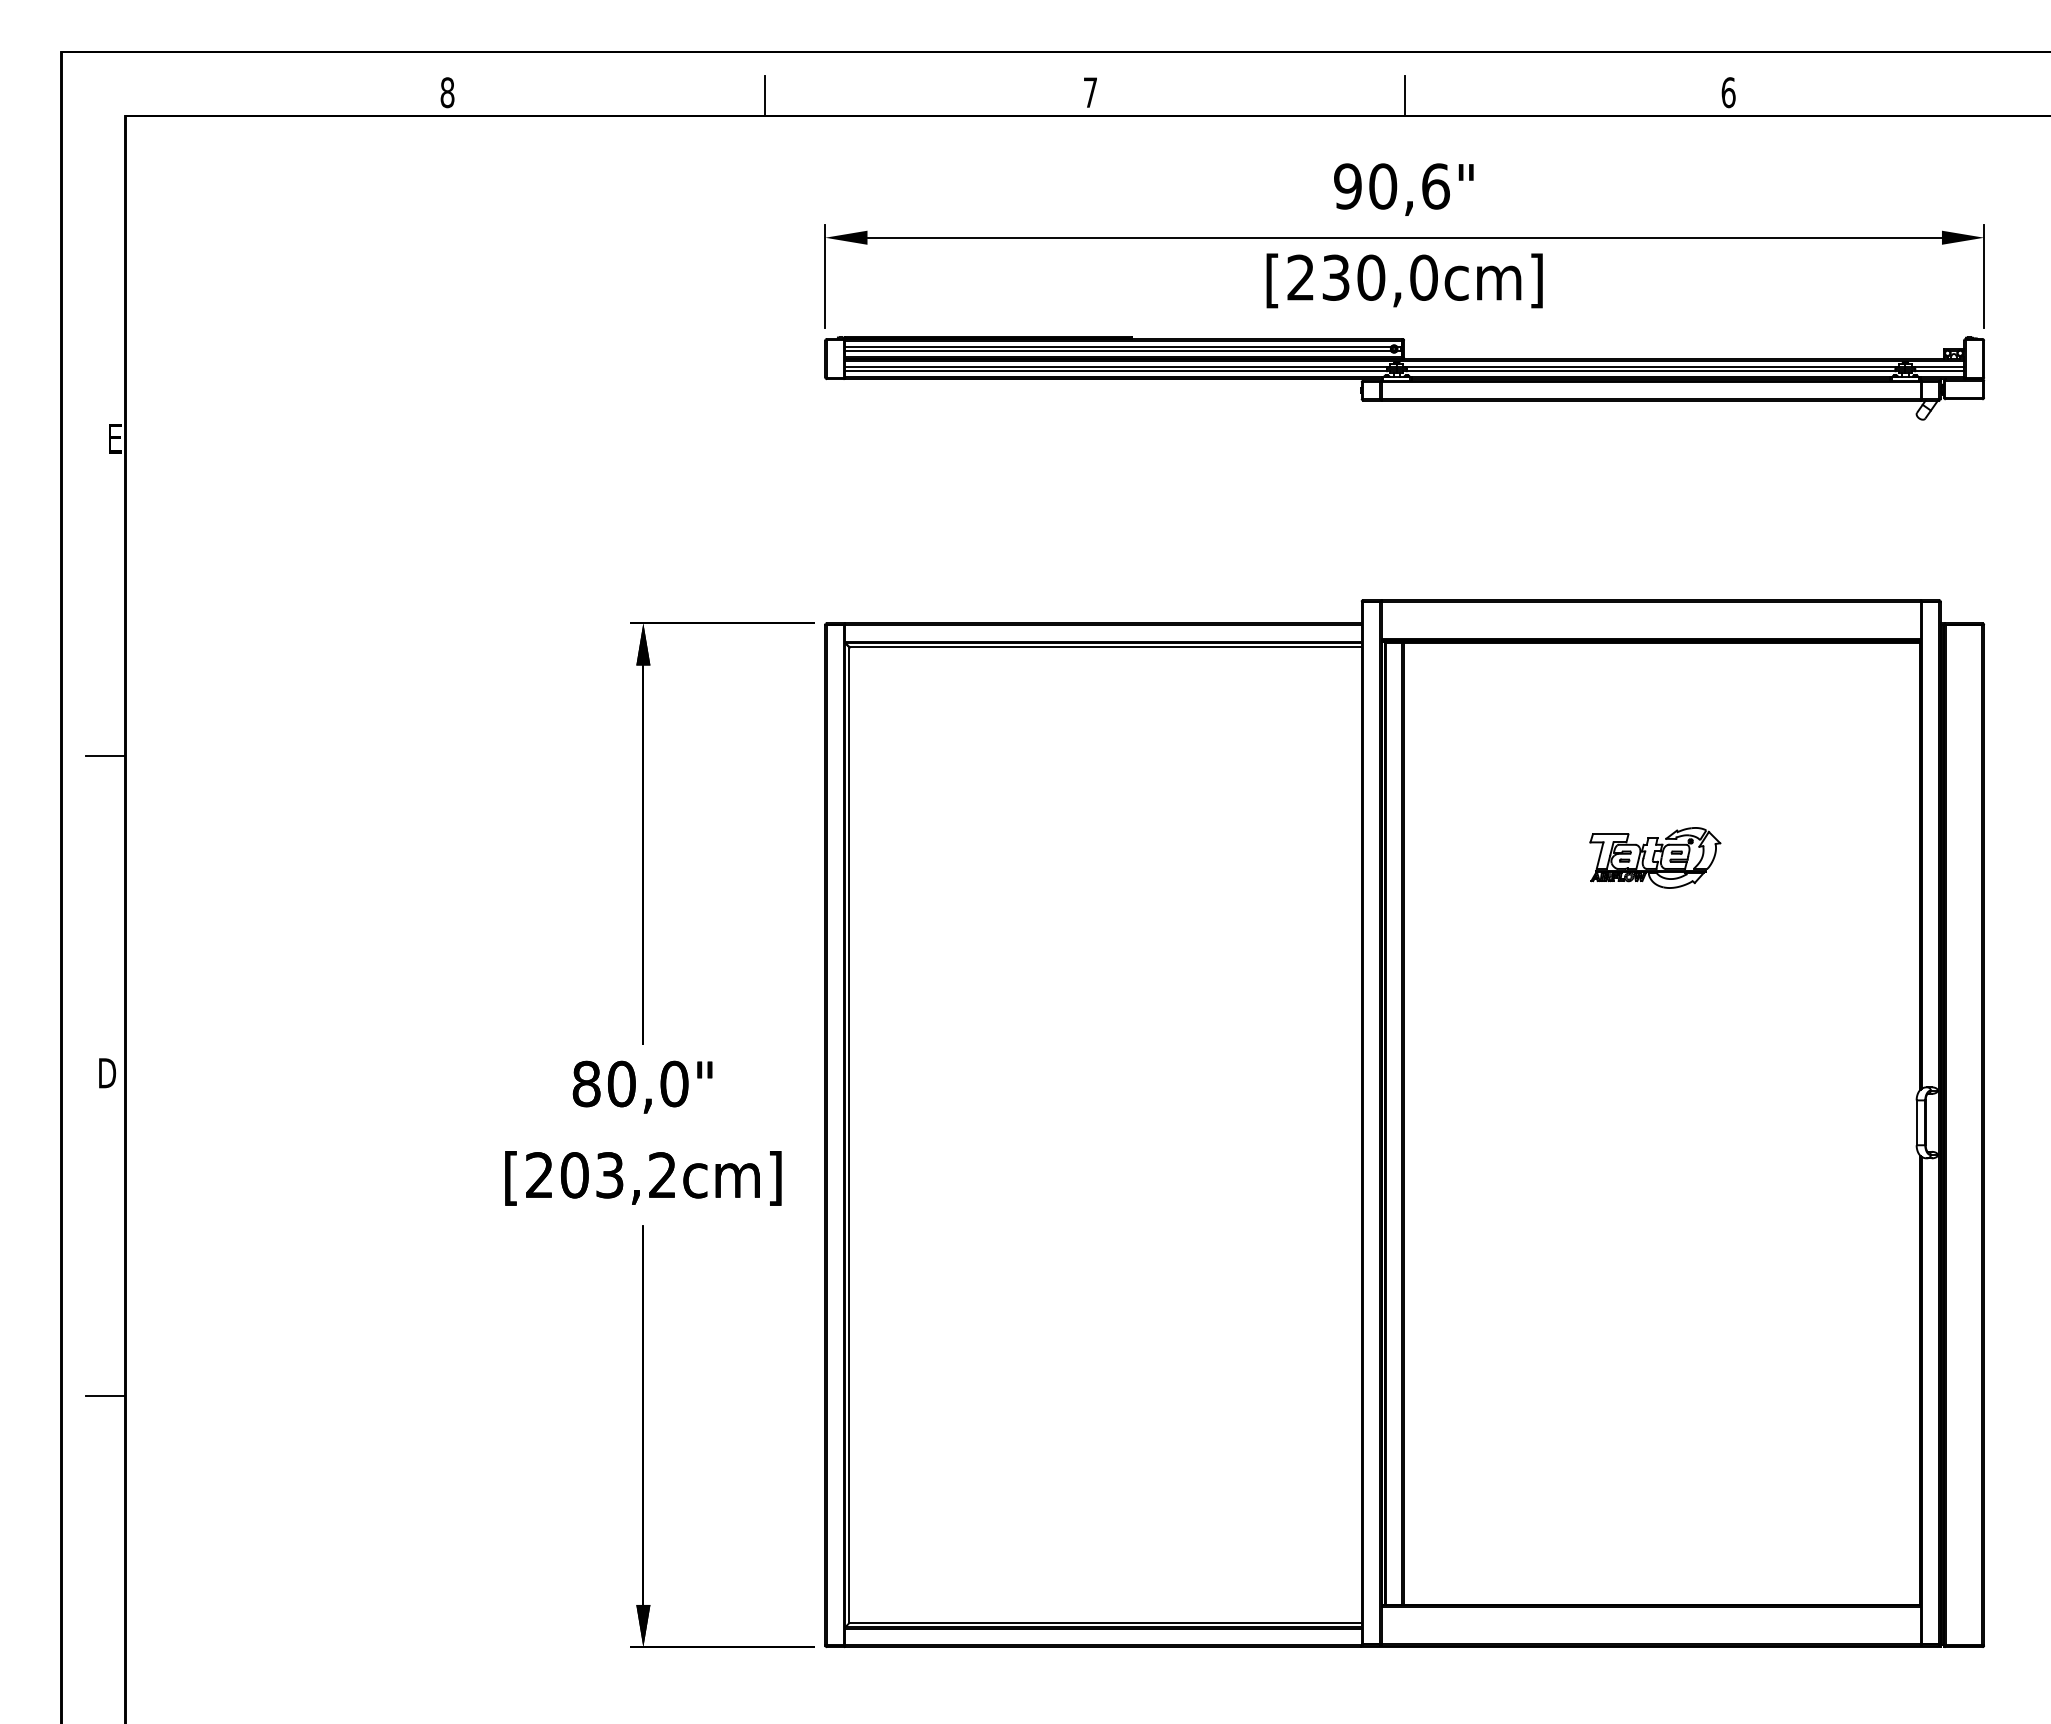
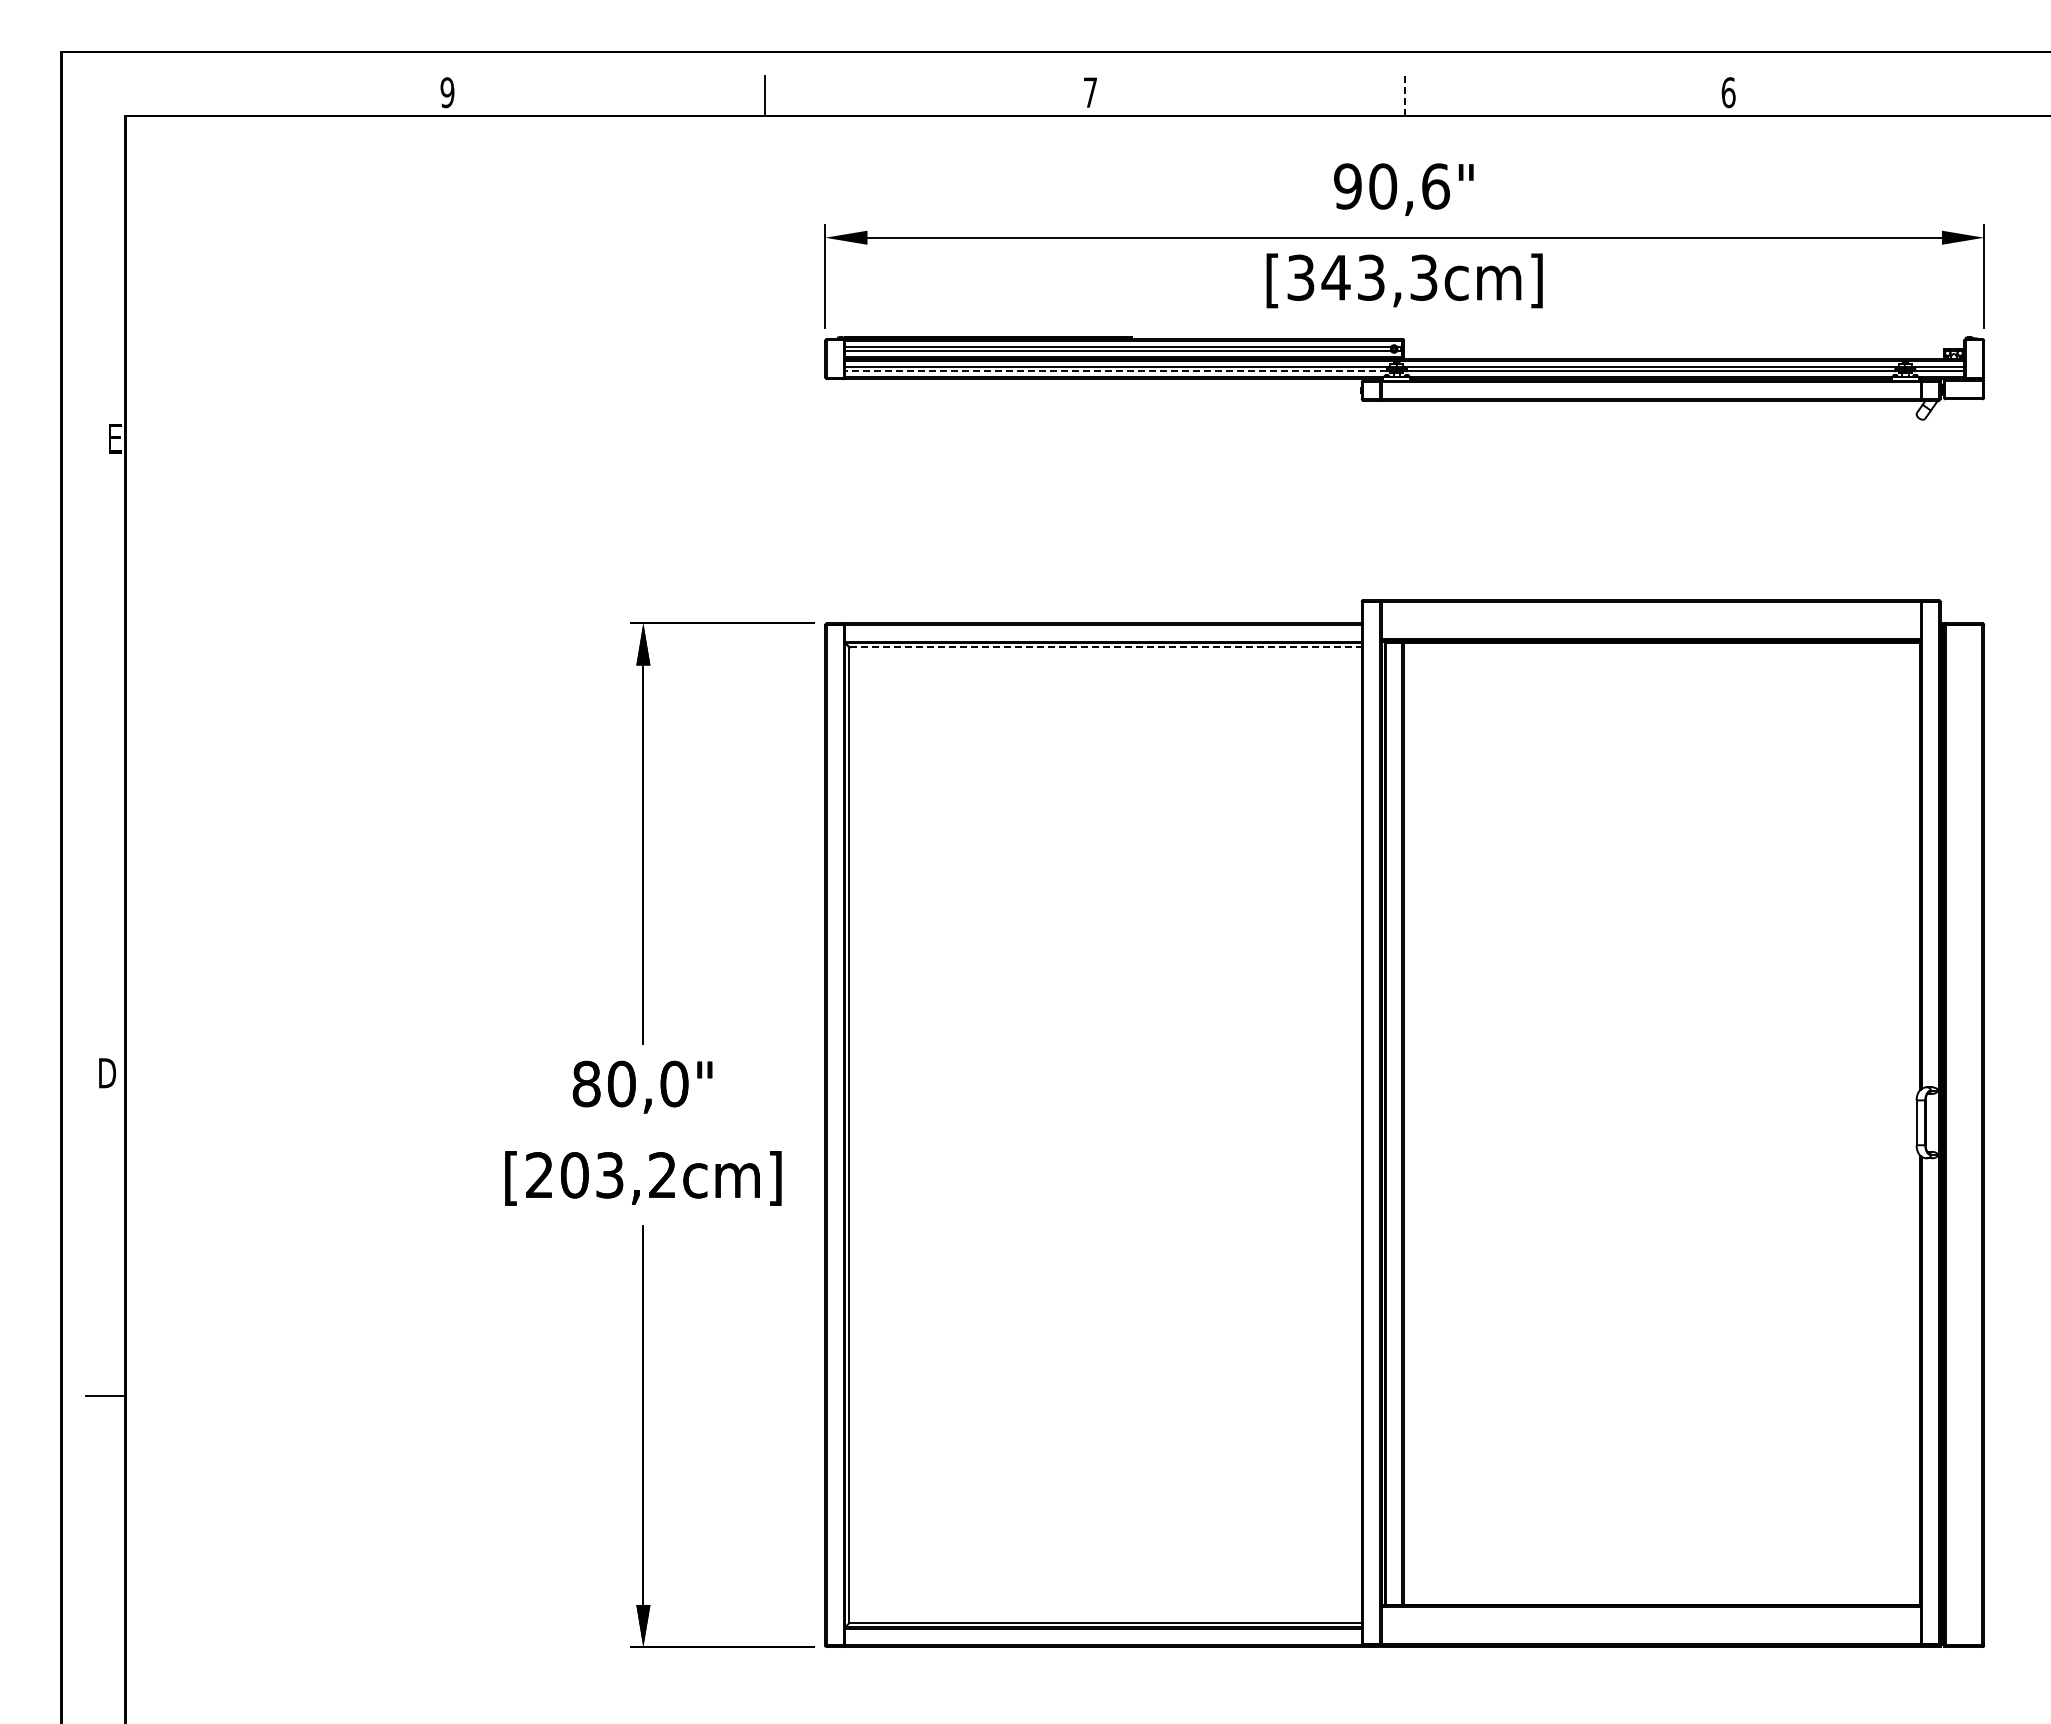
text: 8 -> 9 (447, 92)
line: solid -> dashed (1405, 95)
text: [230,0cm] -> [343,3cm] (1362, 277)
line: solid -> dashed (1116, 371)
line: solid -> dashed (1105, 647)
line: present -> none (105, 755)
part: present -> none (1655, 857)
